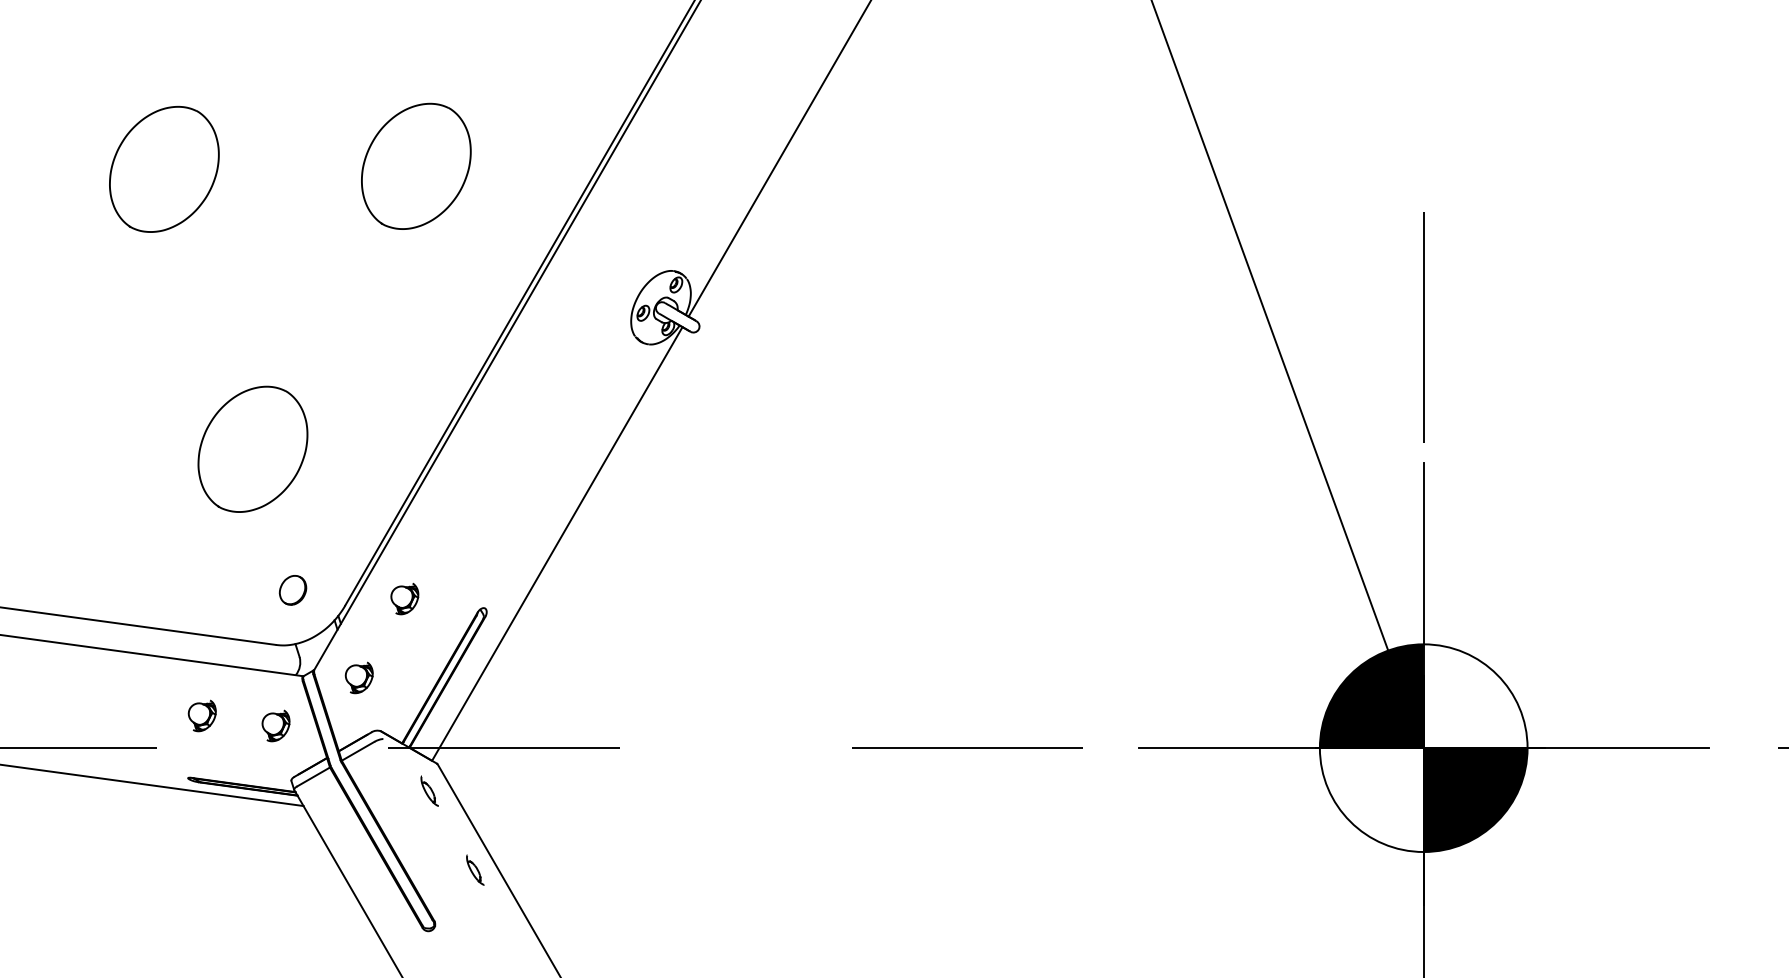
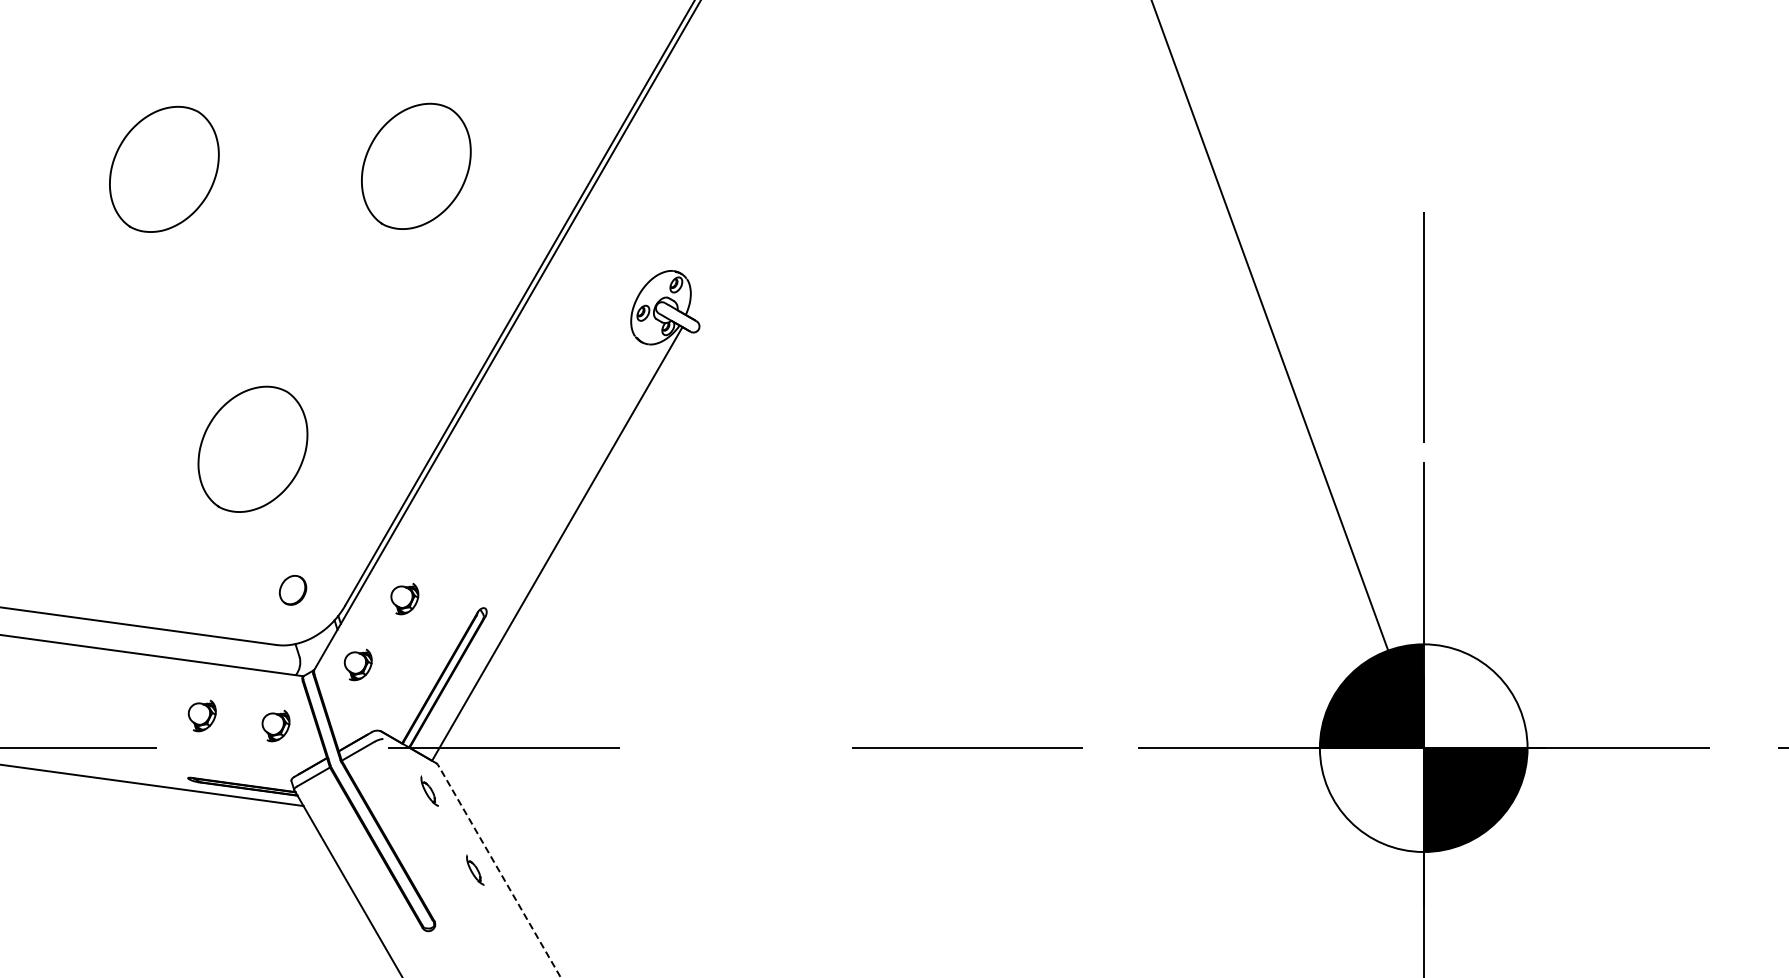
line: present -> none (778, 159)
part position: (358, 677) -> (357, 664) (357, 664)
line: solid -> dashed (499, 870)
